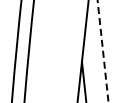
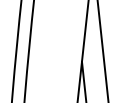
line: dashed -> solid (103, 51)
